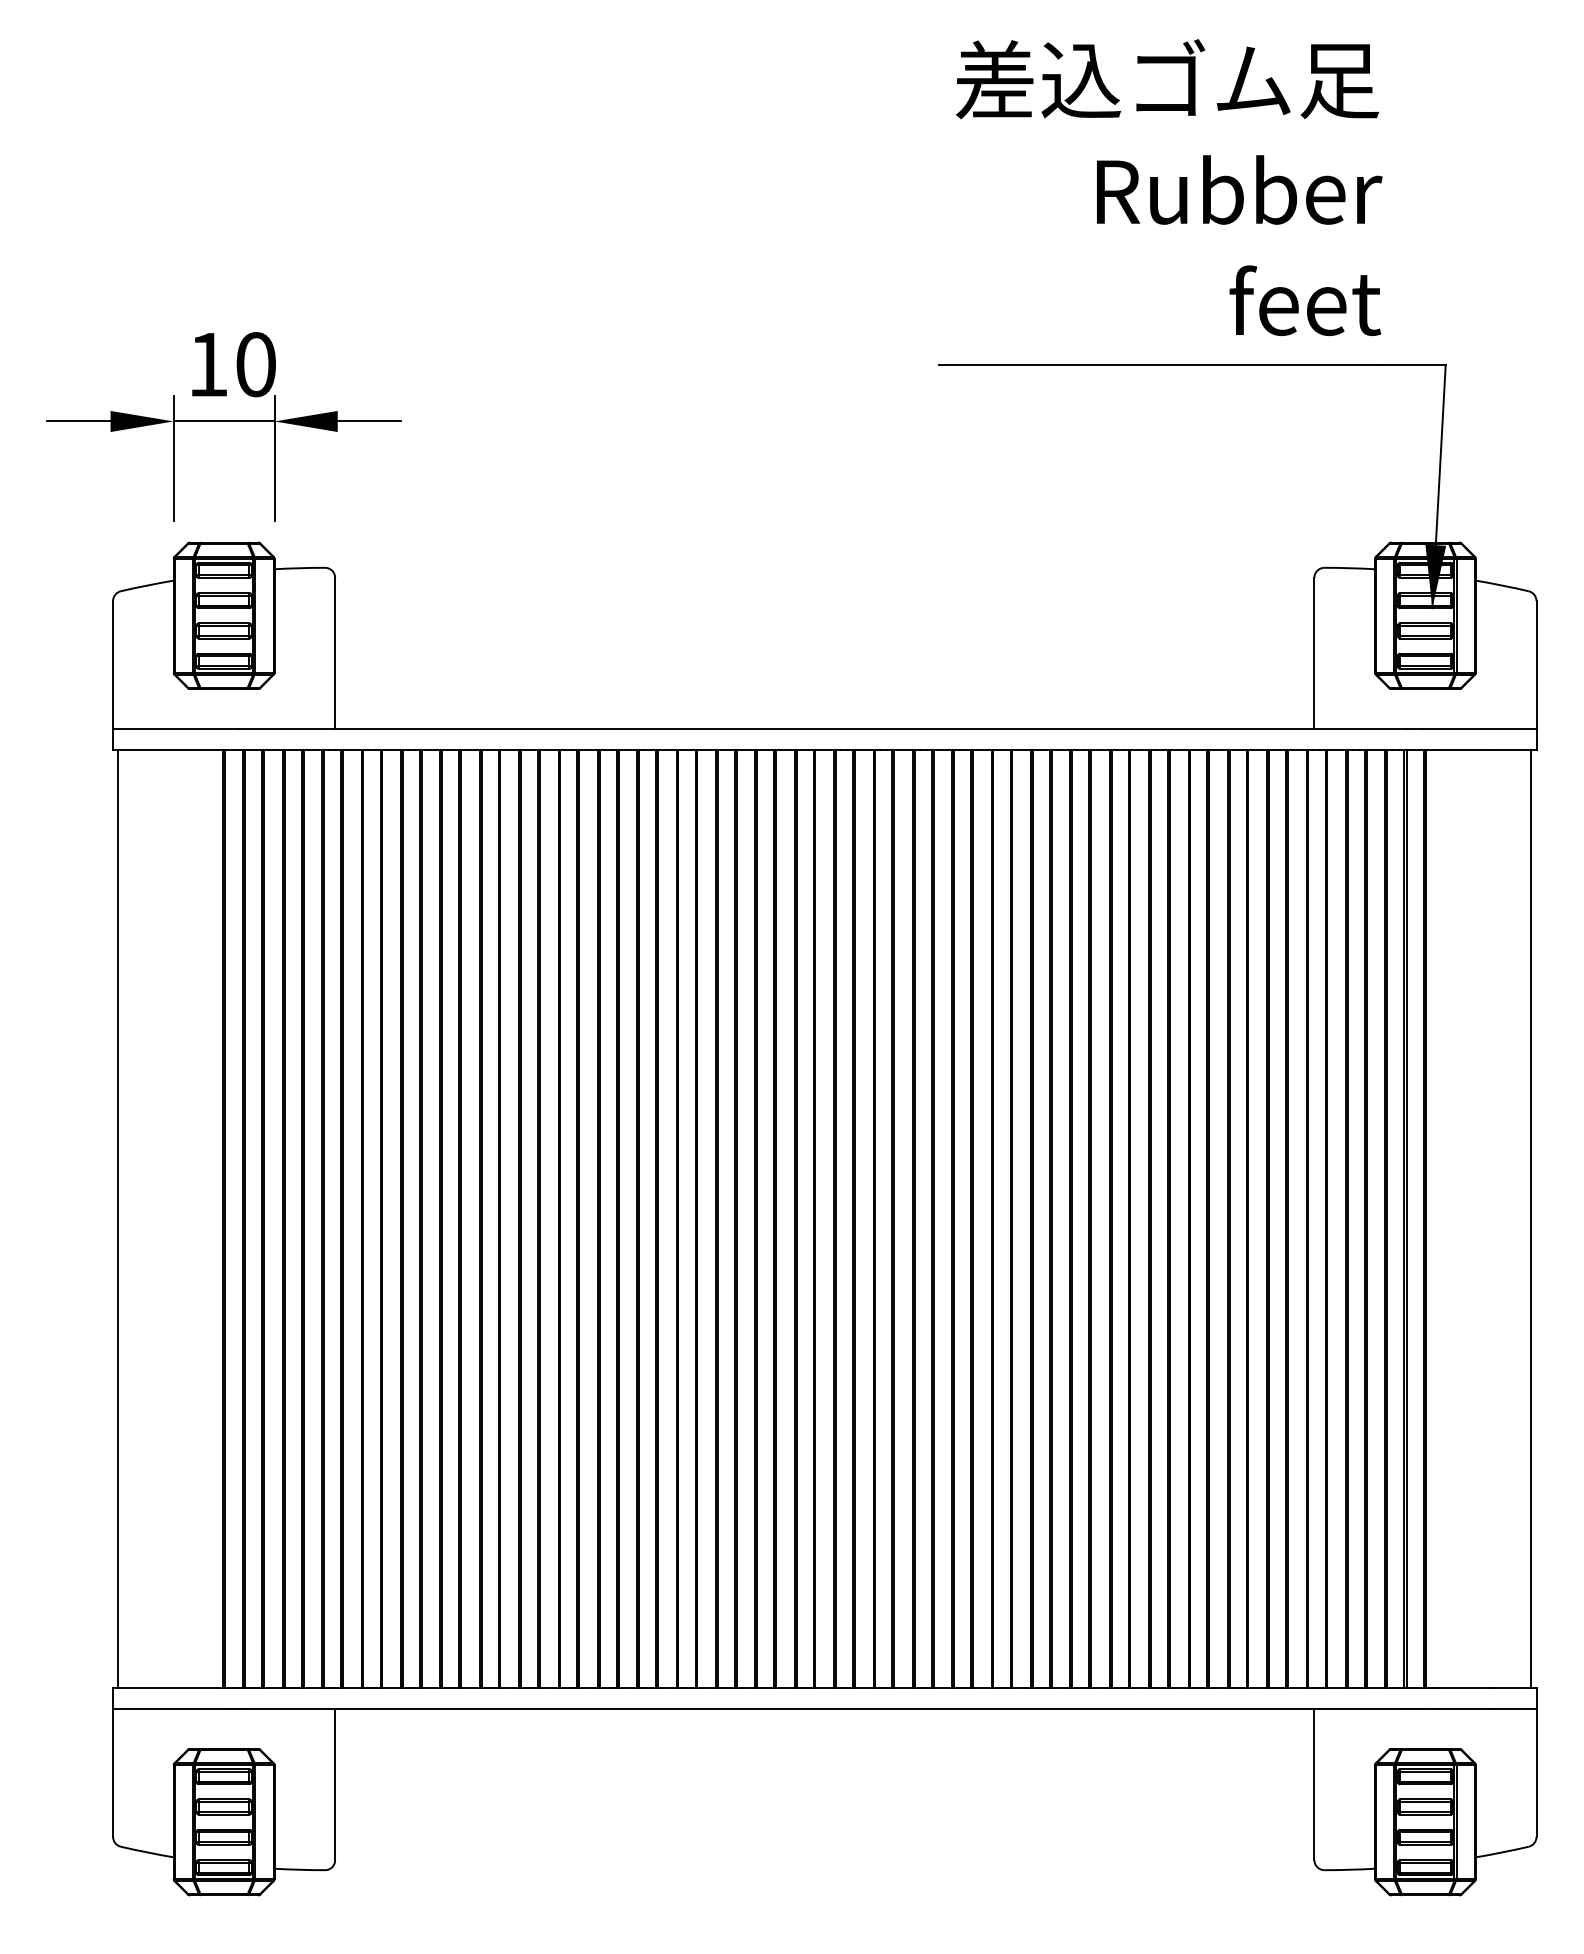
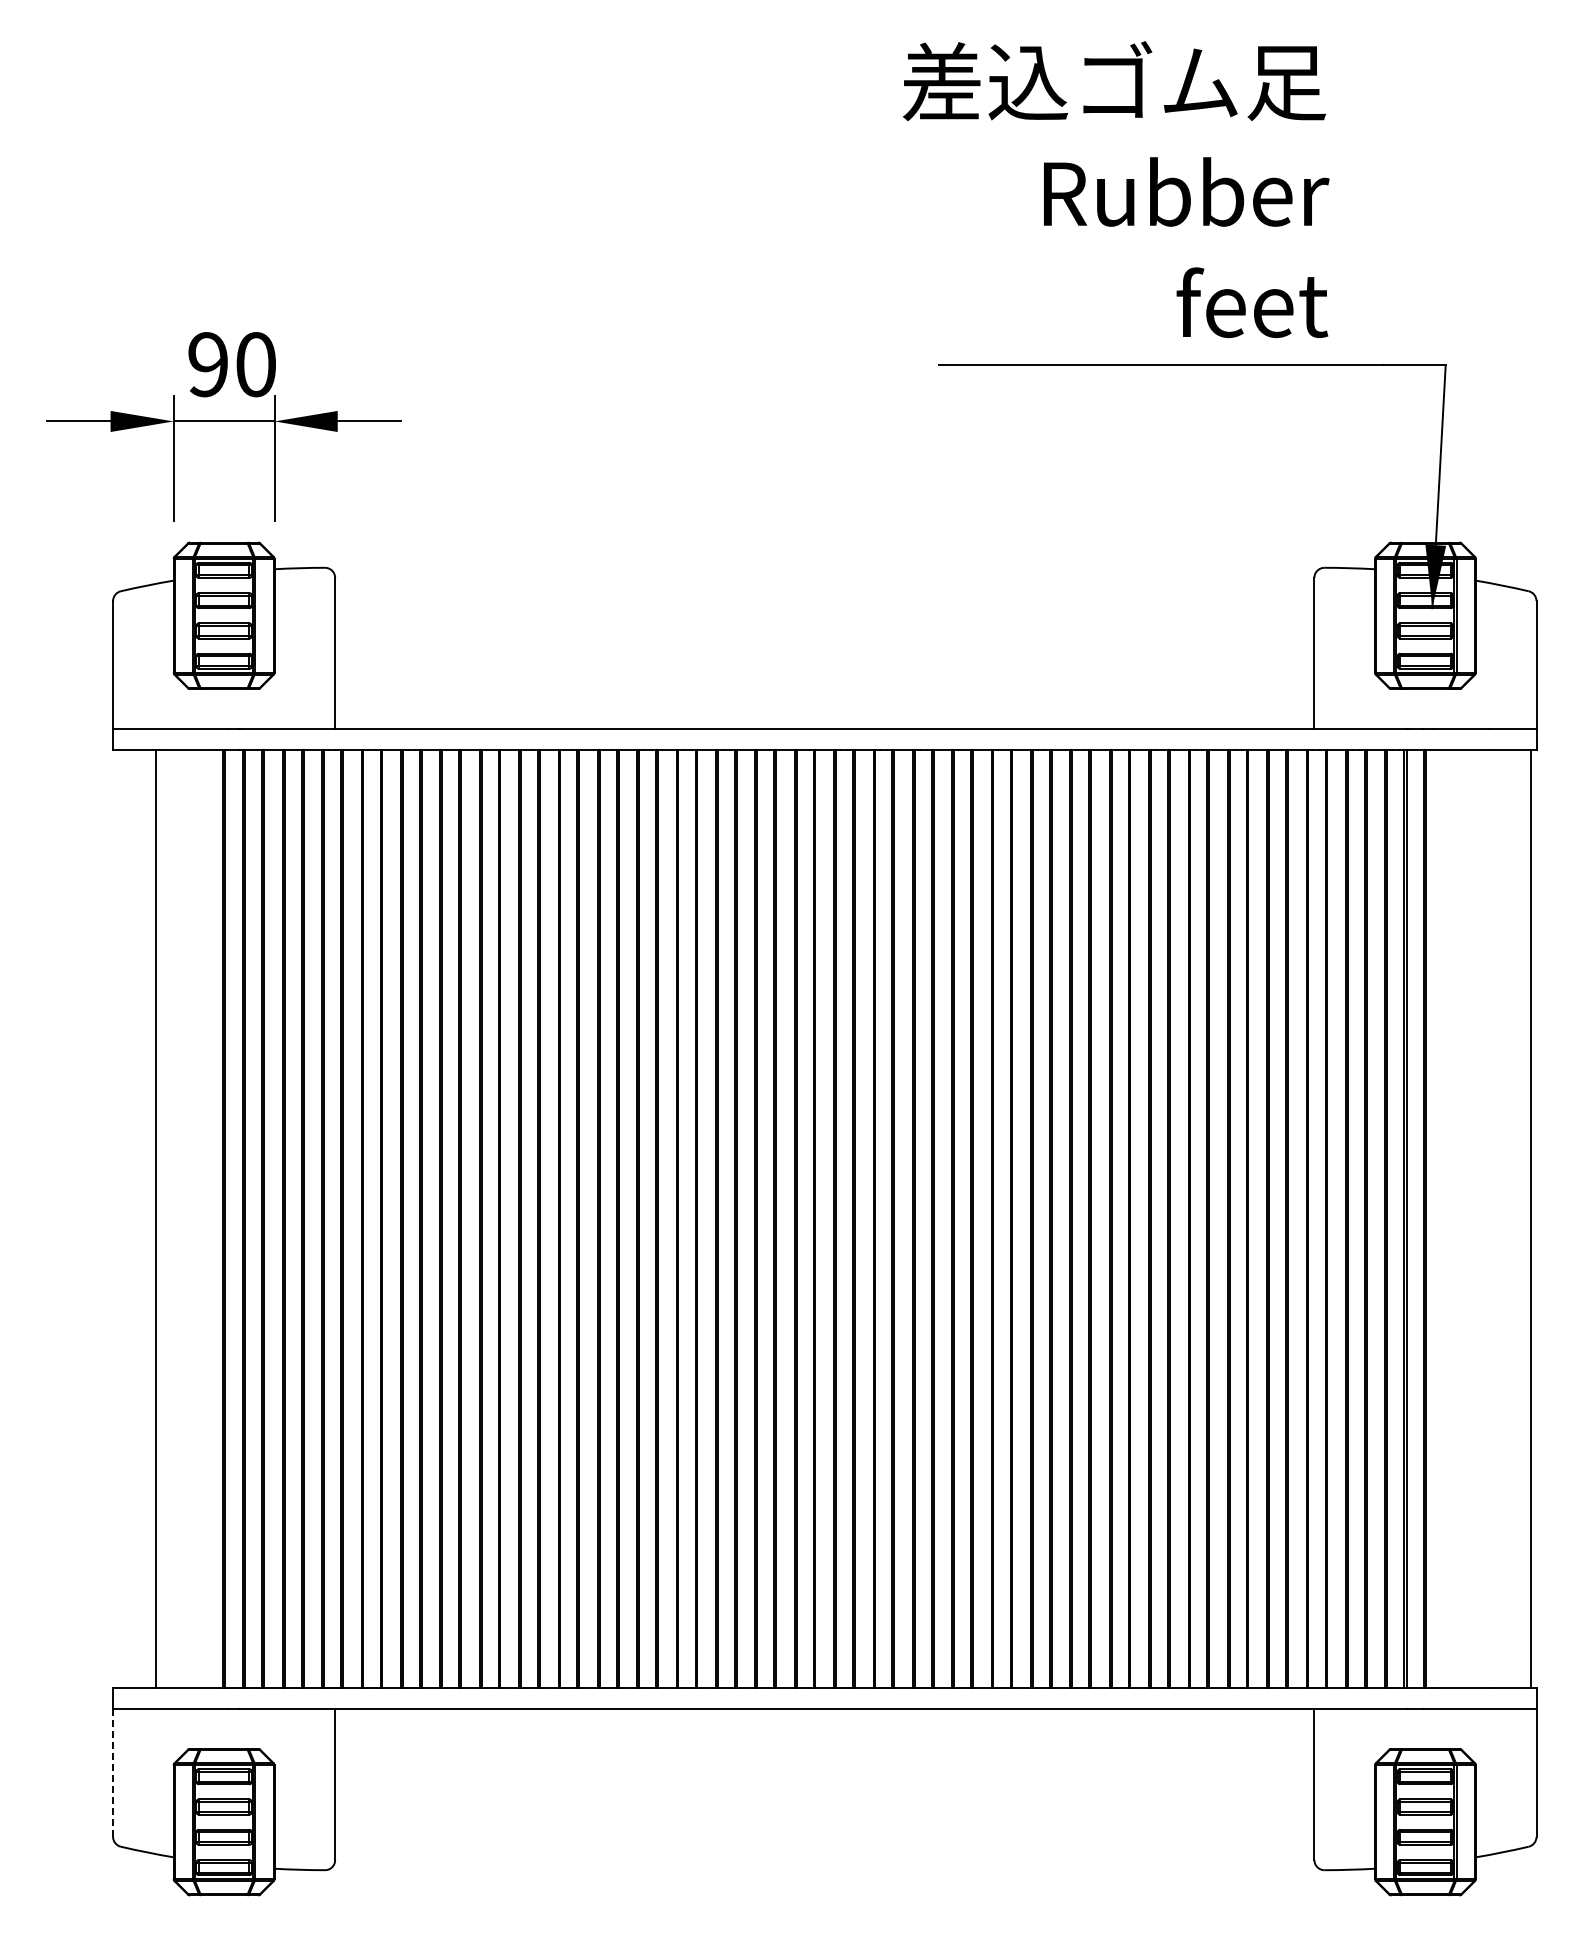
text position: (1169, 187) -> (1116, 189) (1116, 189)
text: 10 -> 90 (207, 364)
line position: (118, 1218) -> (156, 1218) (156, 1218)
line: solid -> dashed (113, 1773)
